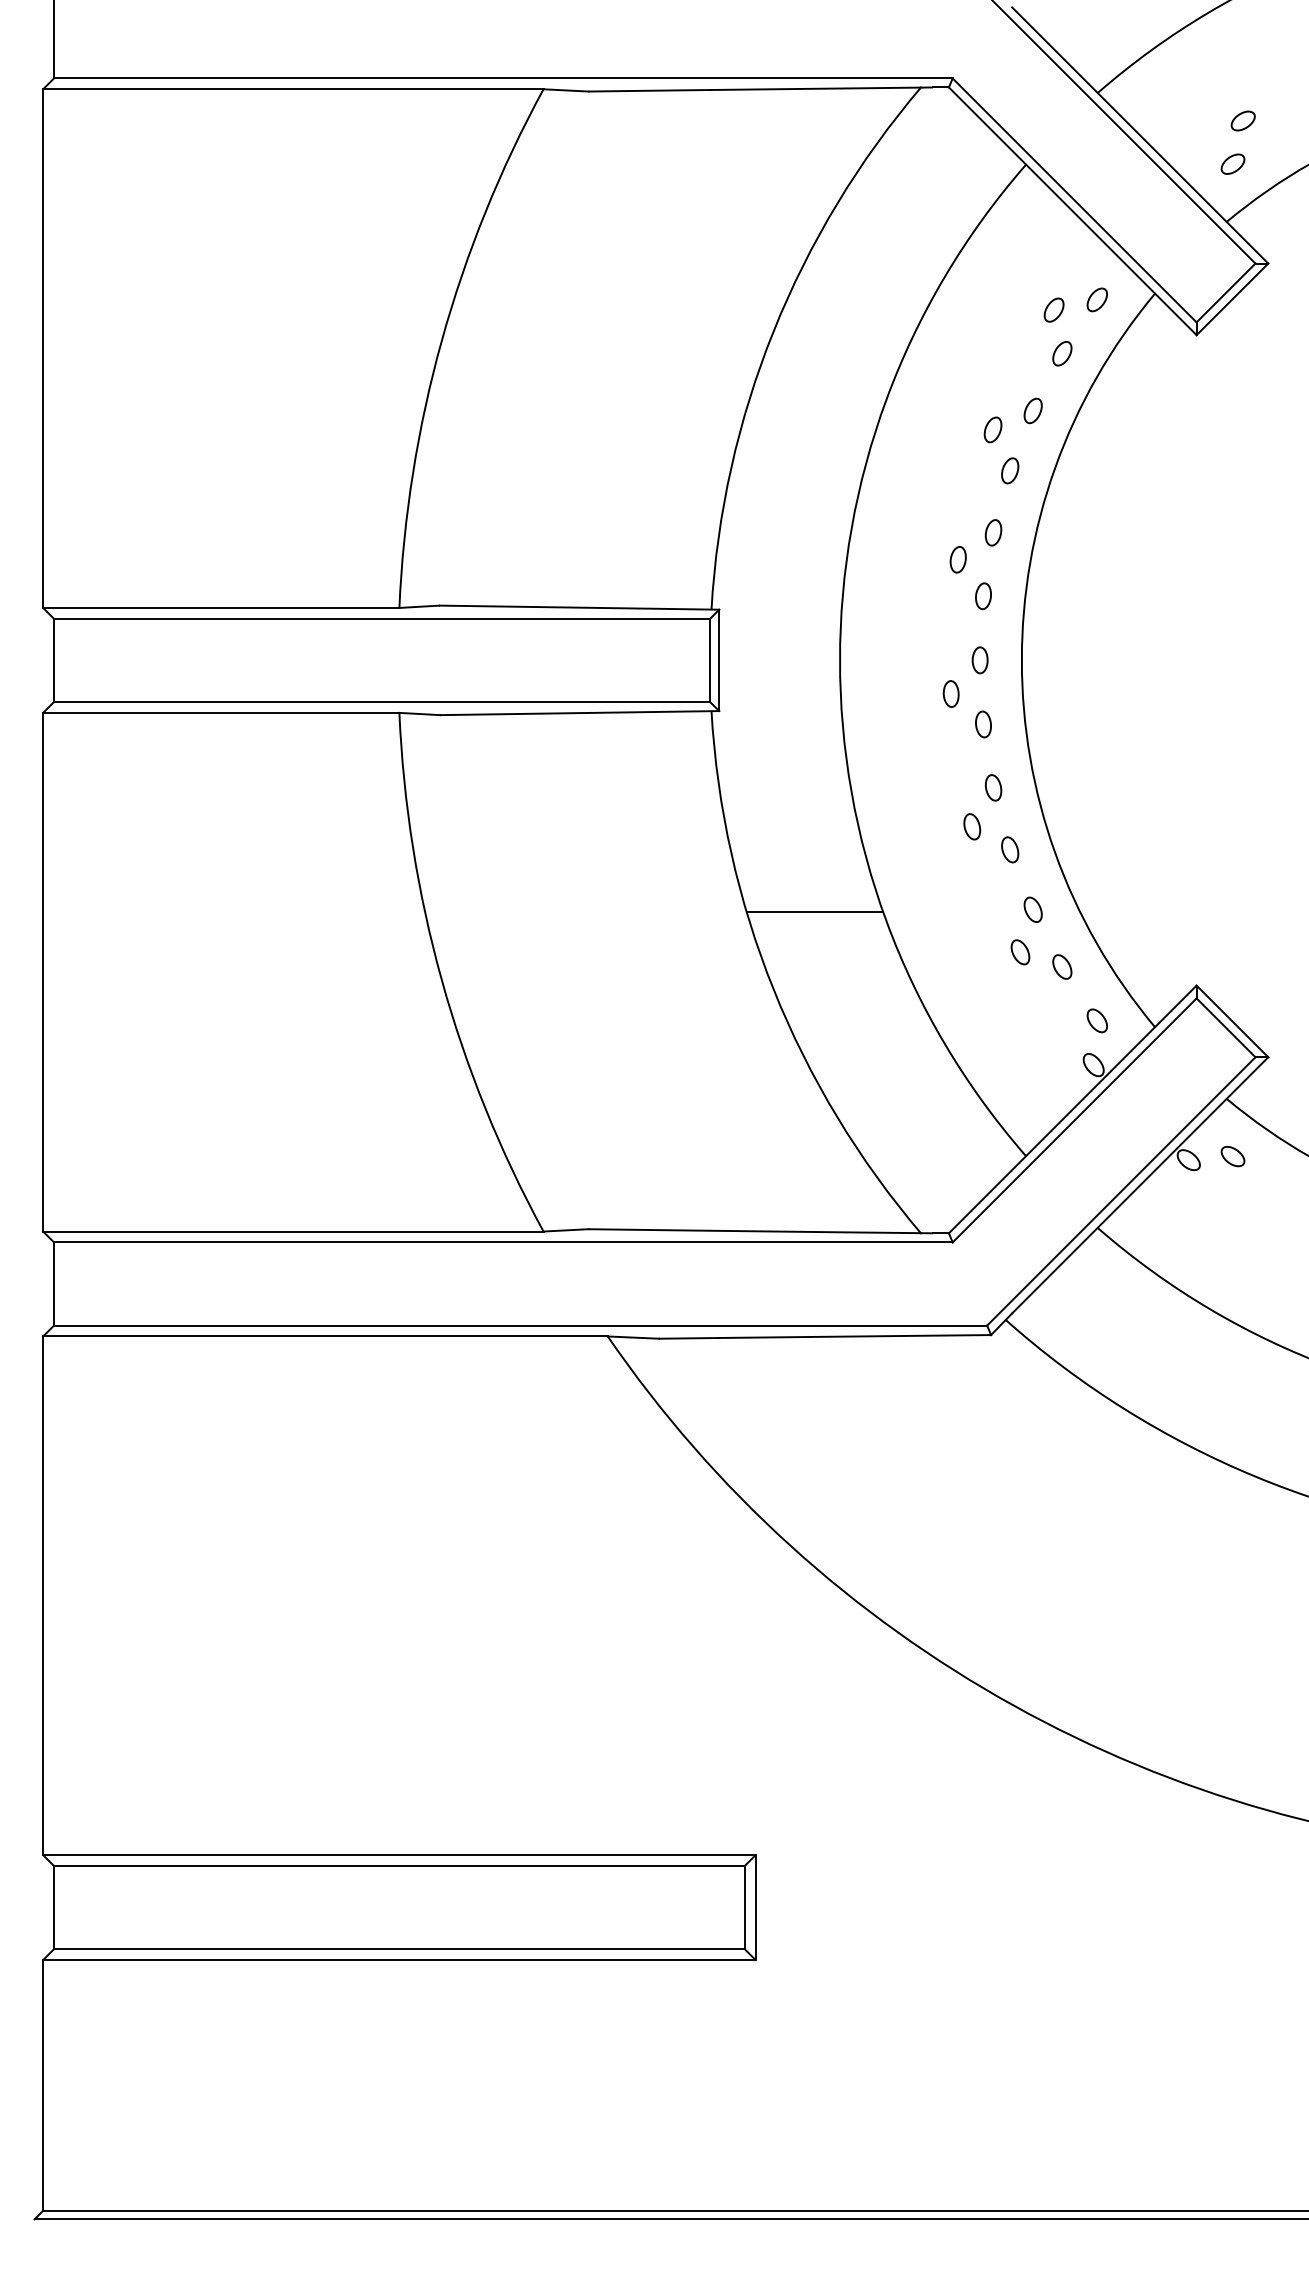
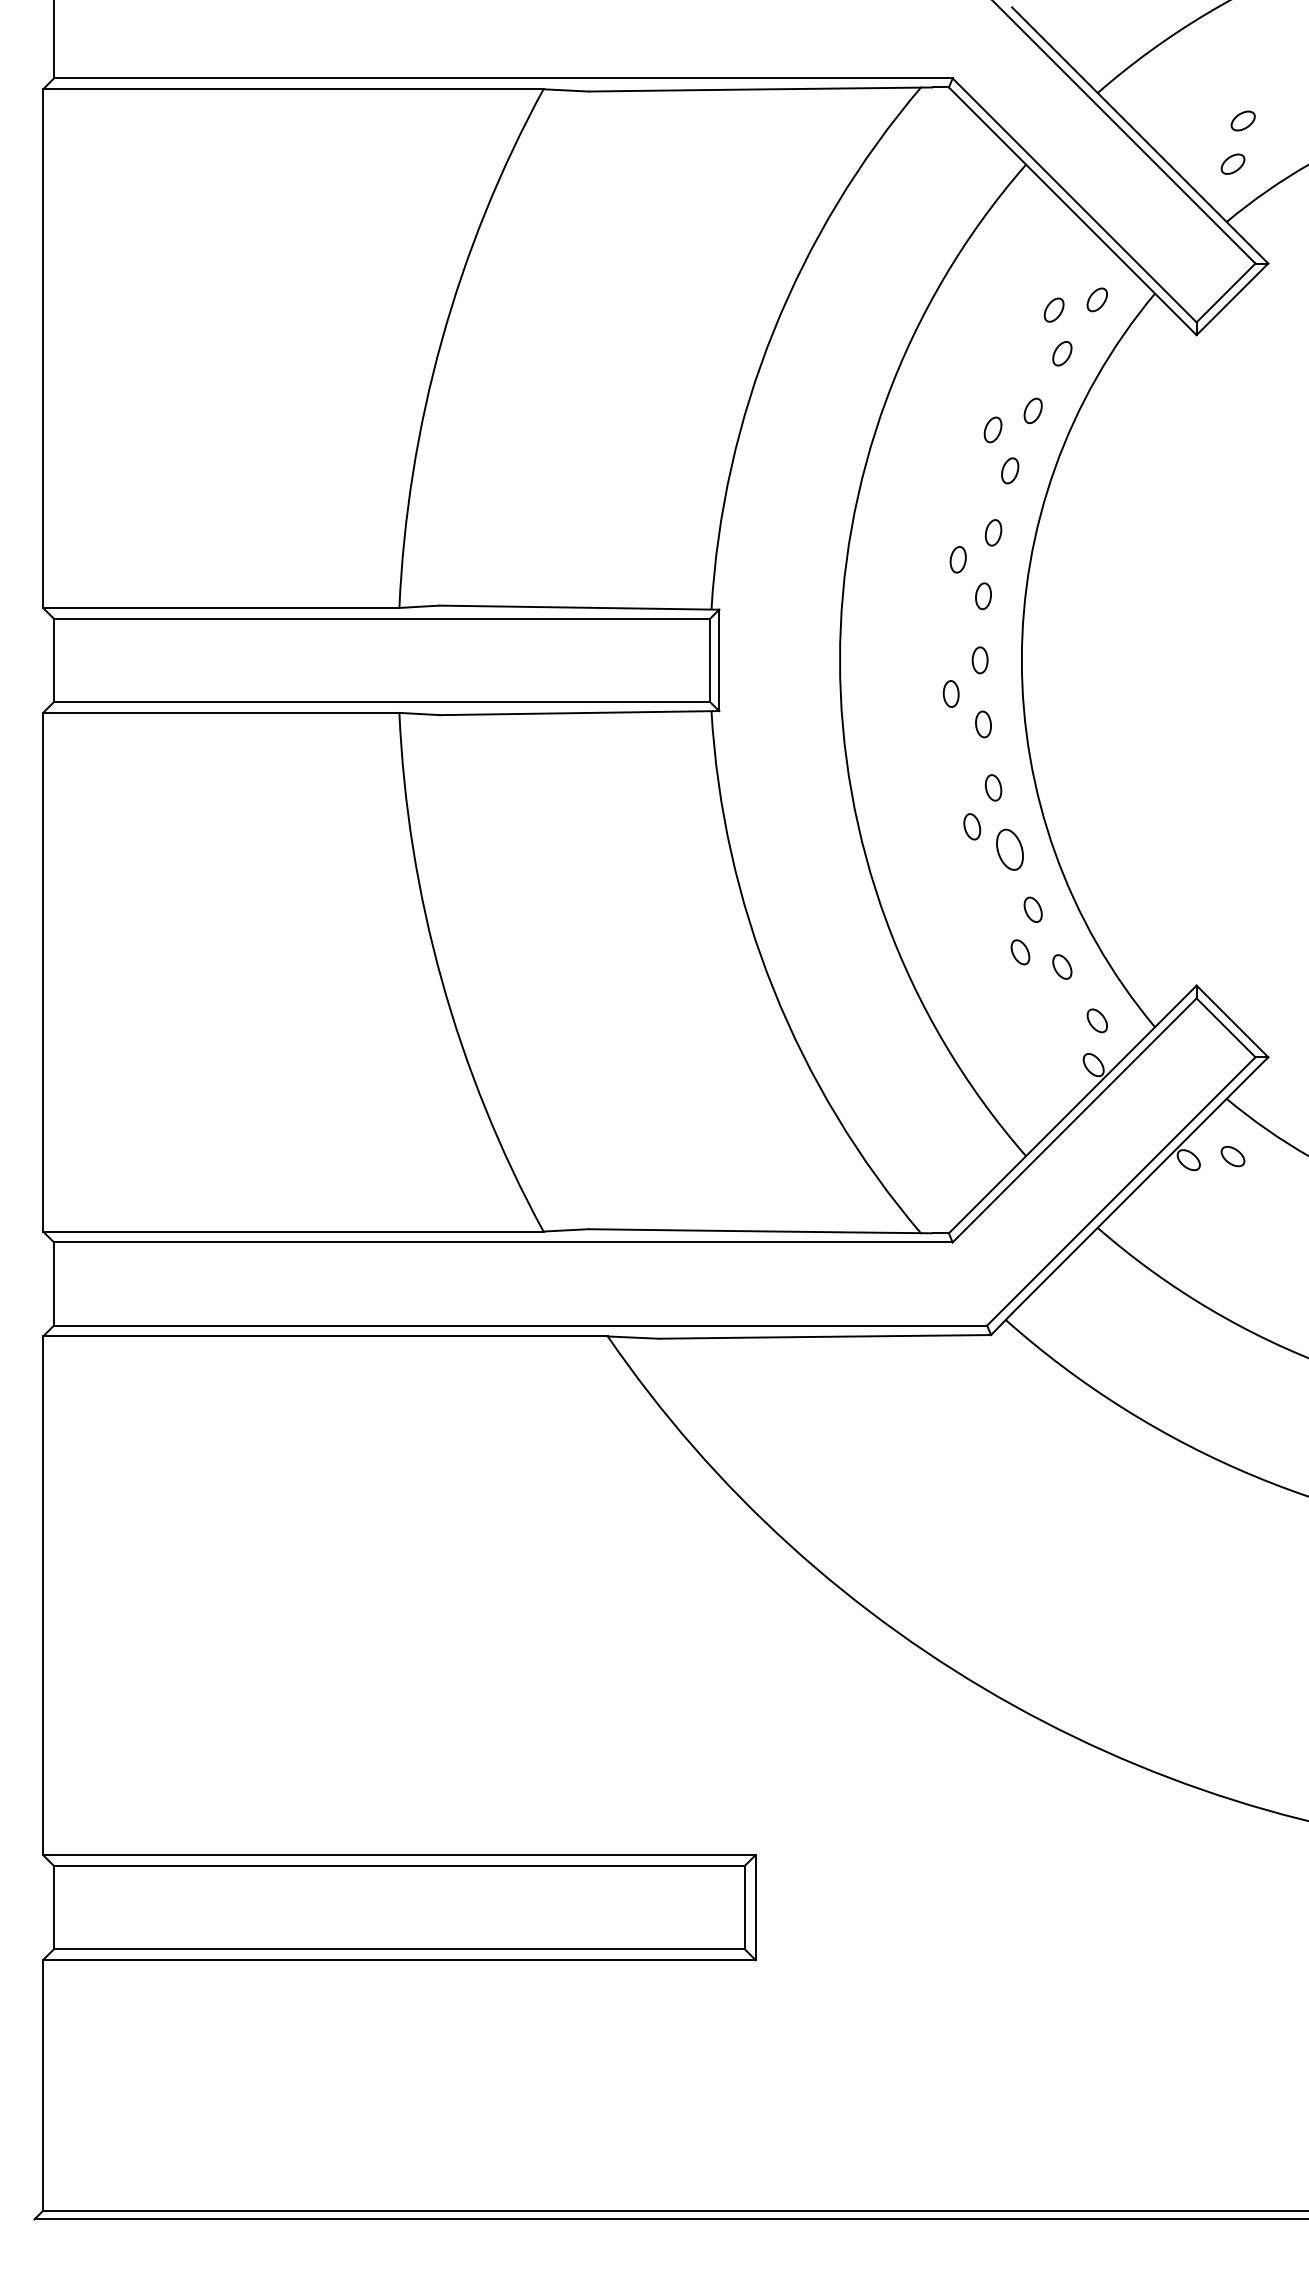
part size: 19x28 px -> 28x43 px (1009, 849)
line: present -> none (814, 911)
